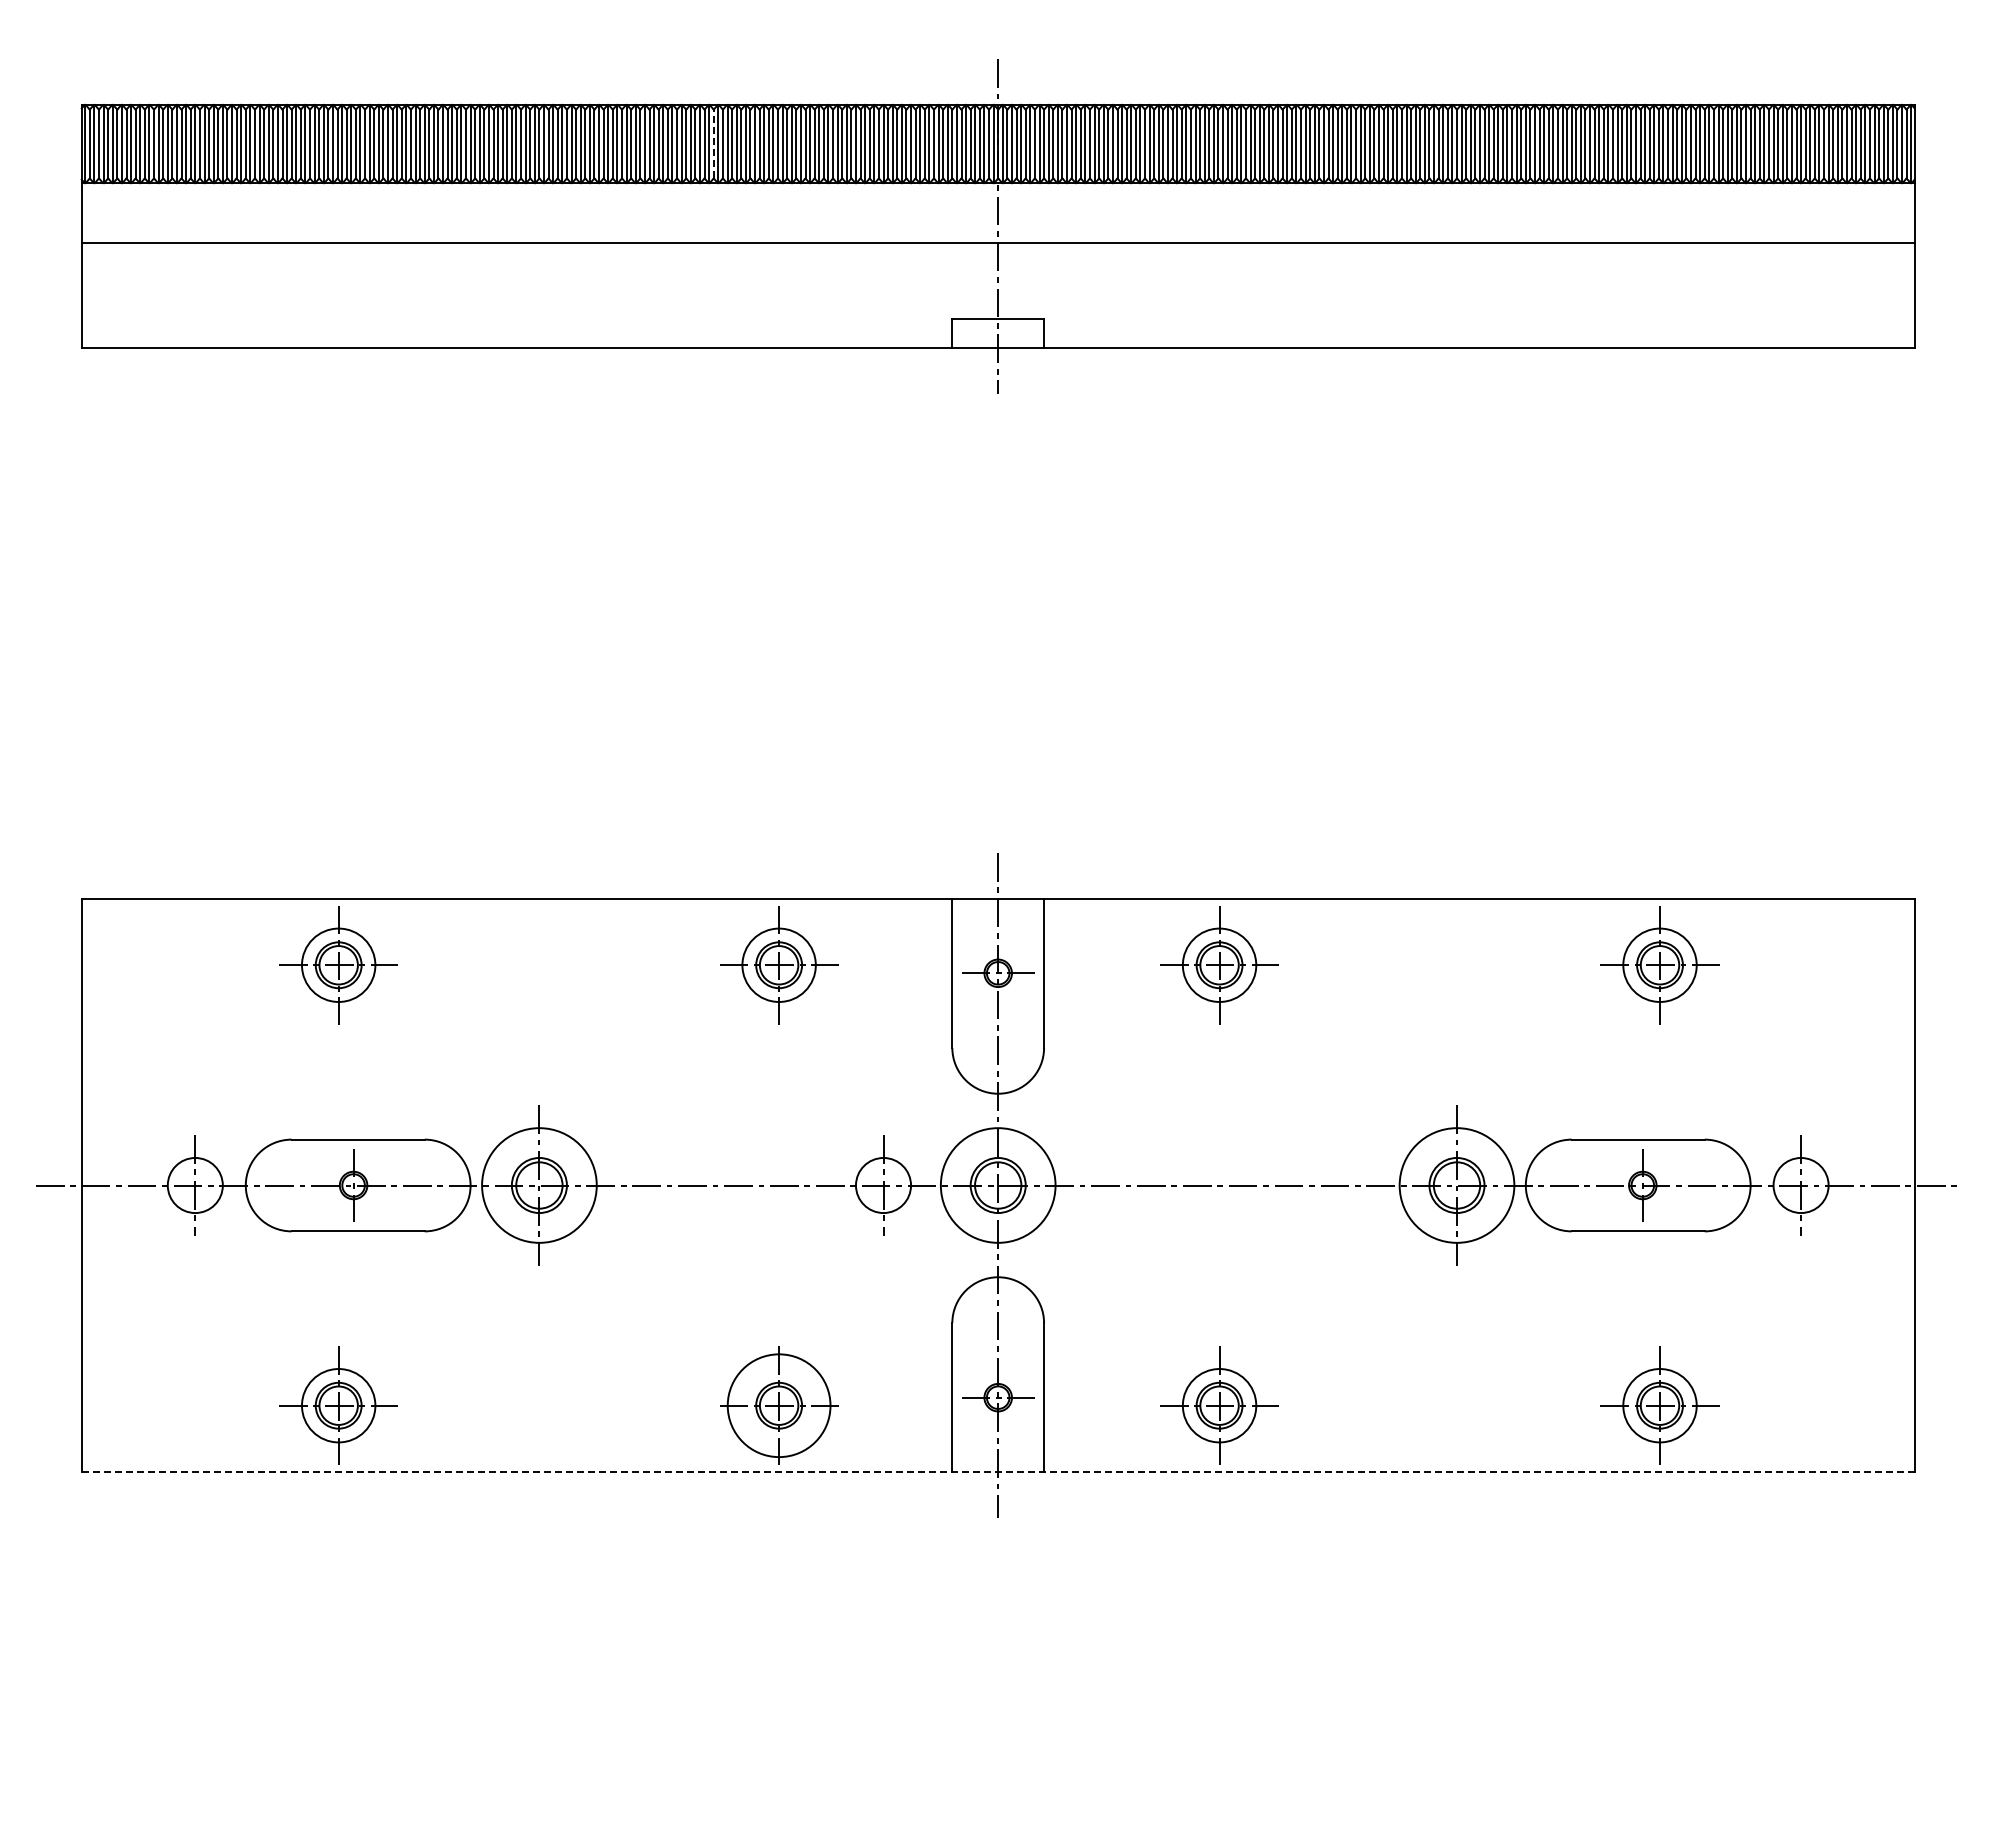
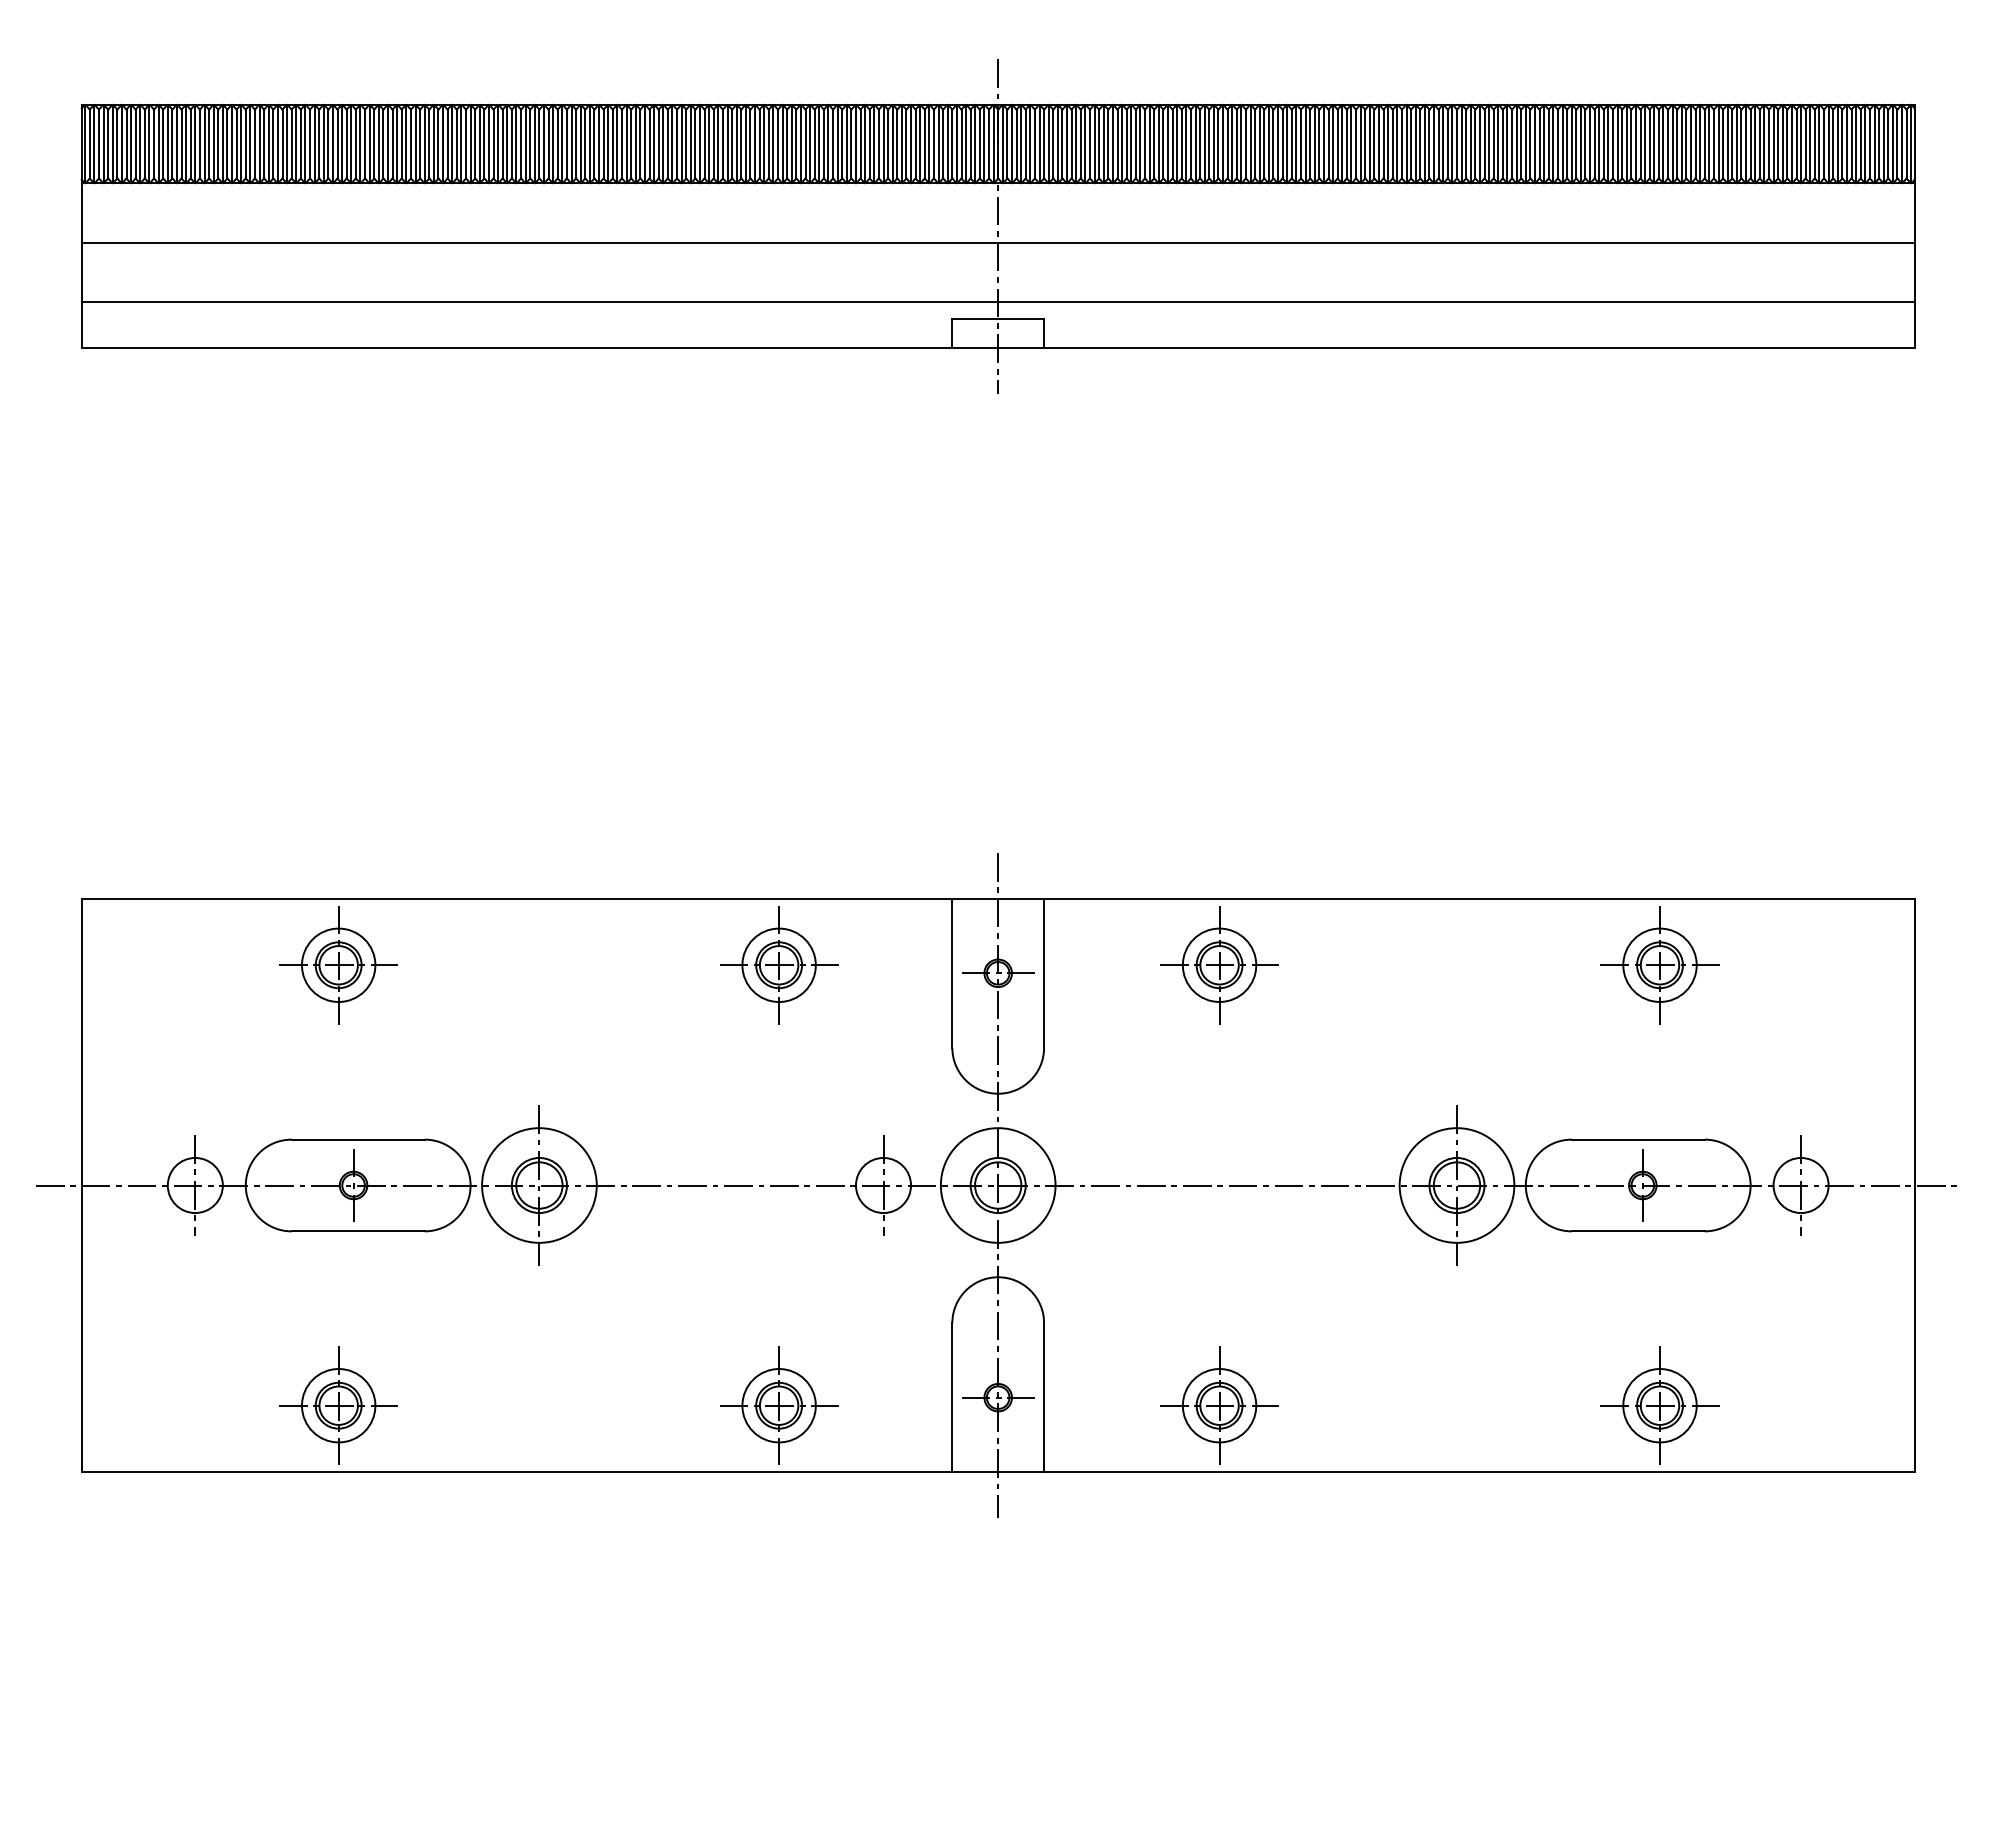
line: dashed -> solid (713, 143)
line: none -> present (997, 302)
circle diameter: 103 px -> 73 px (778, 1405)
line: dashed -> solid (997, 1472)
